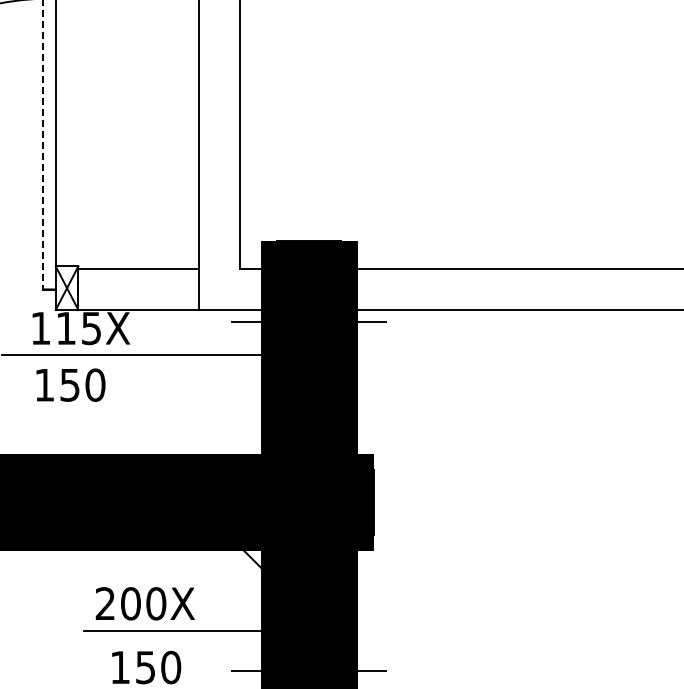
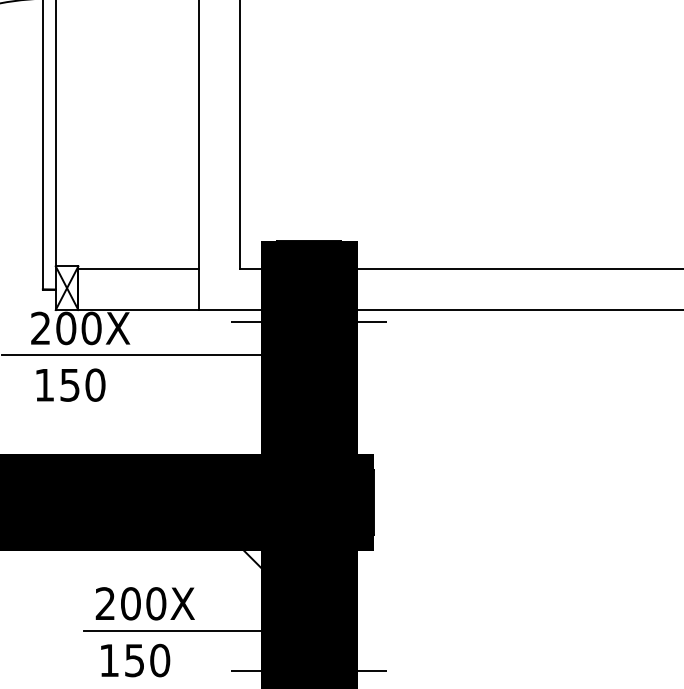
line: dashed -> solid (42, 145)
text: 115X -> 200X (66, 328)
text position: (146, 667) -> (135, 660) (135, 660)
